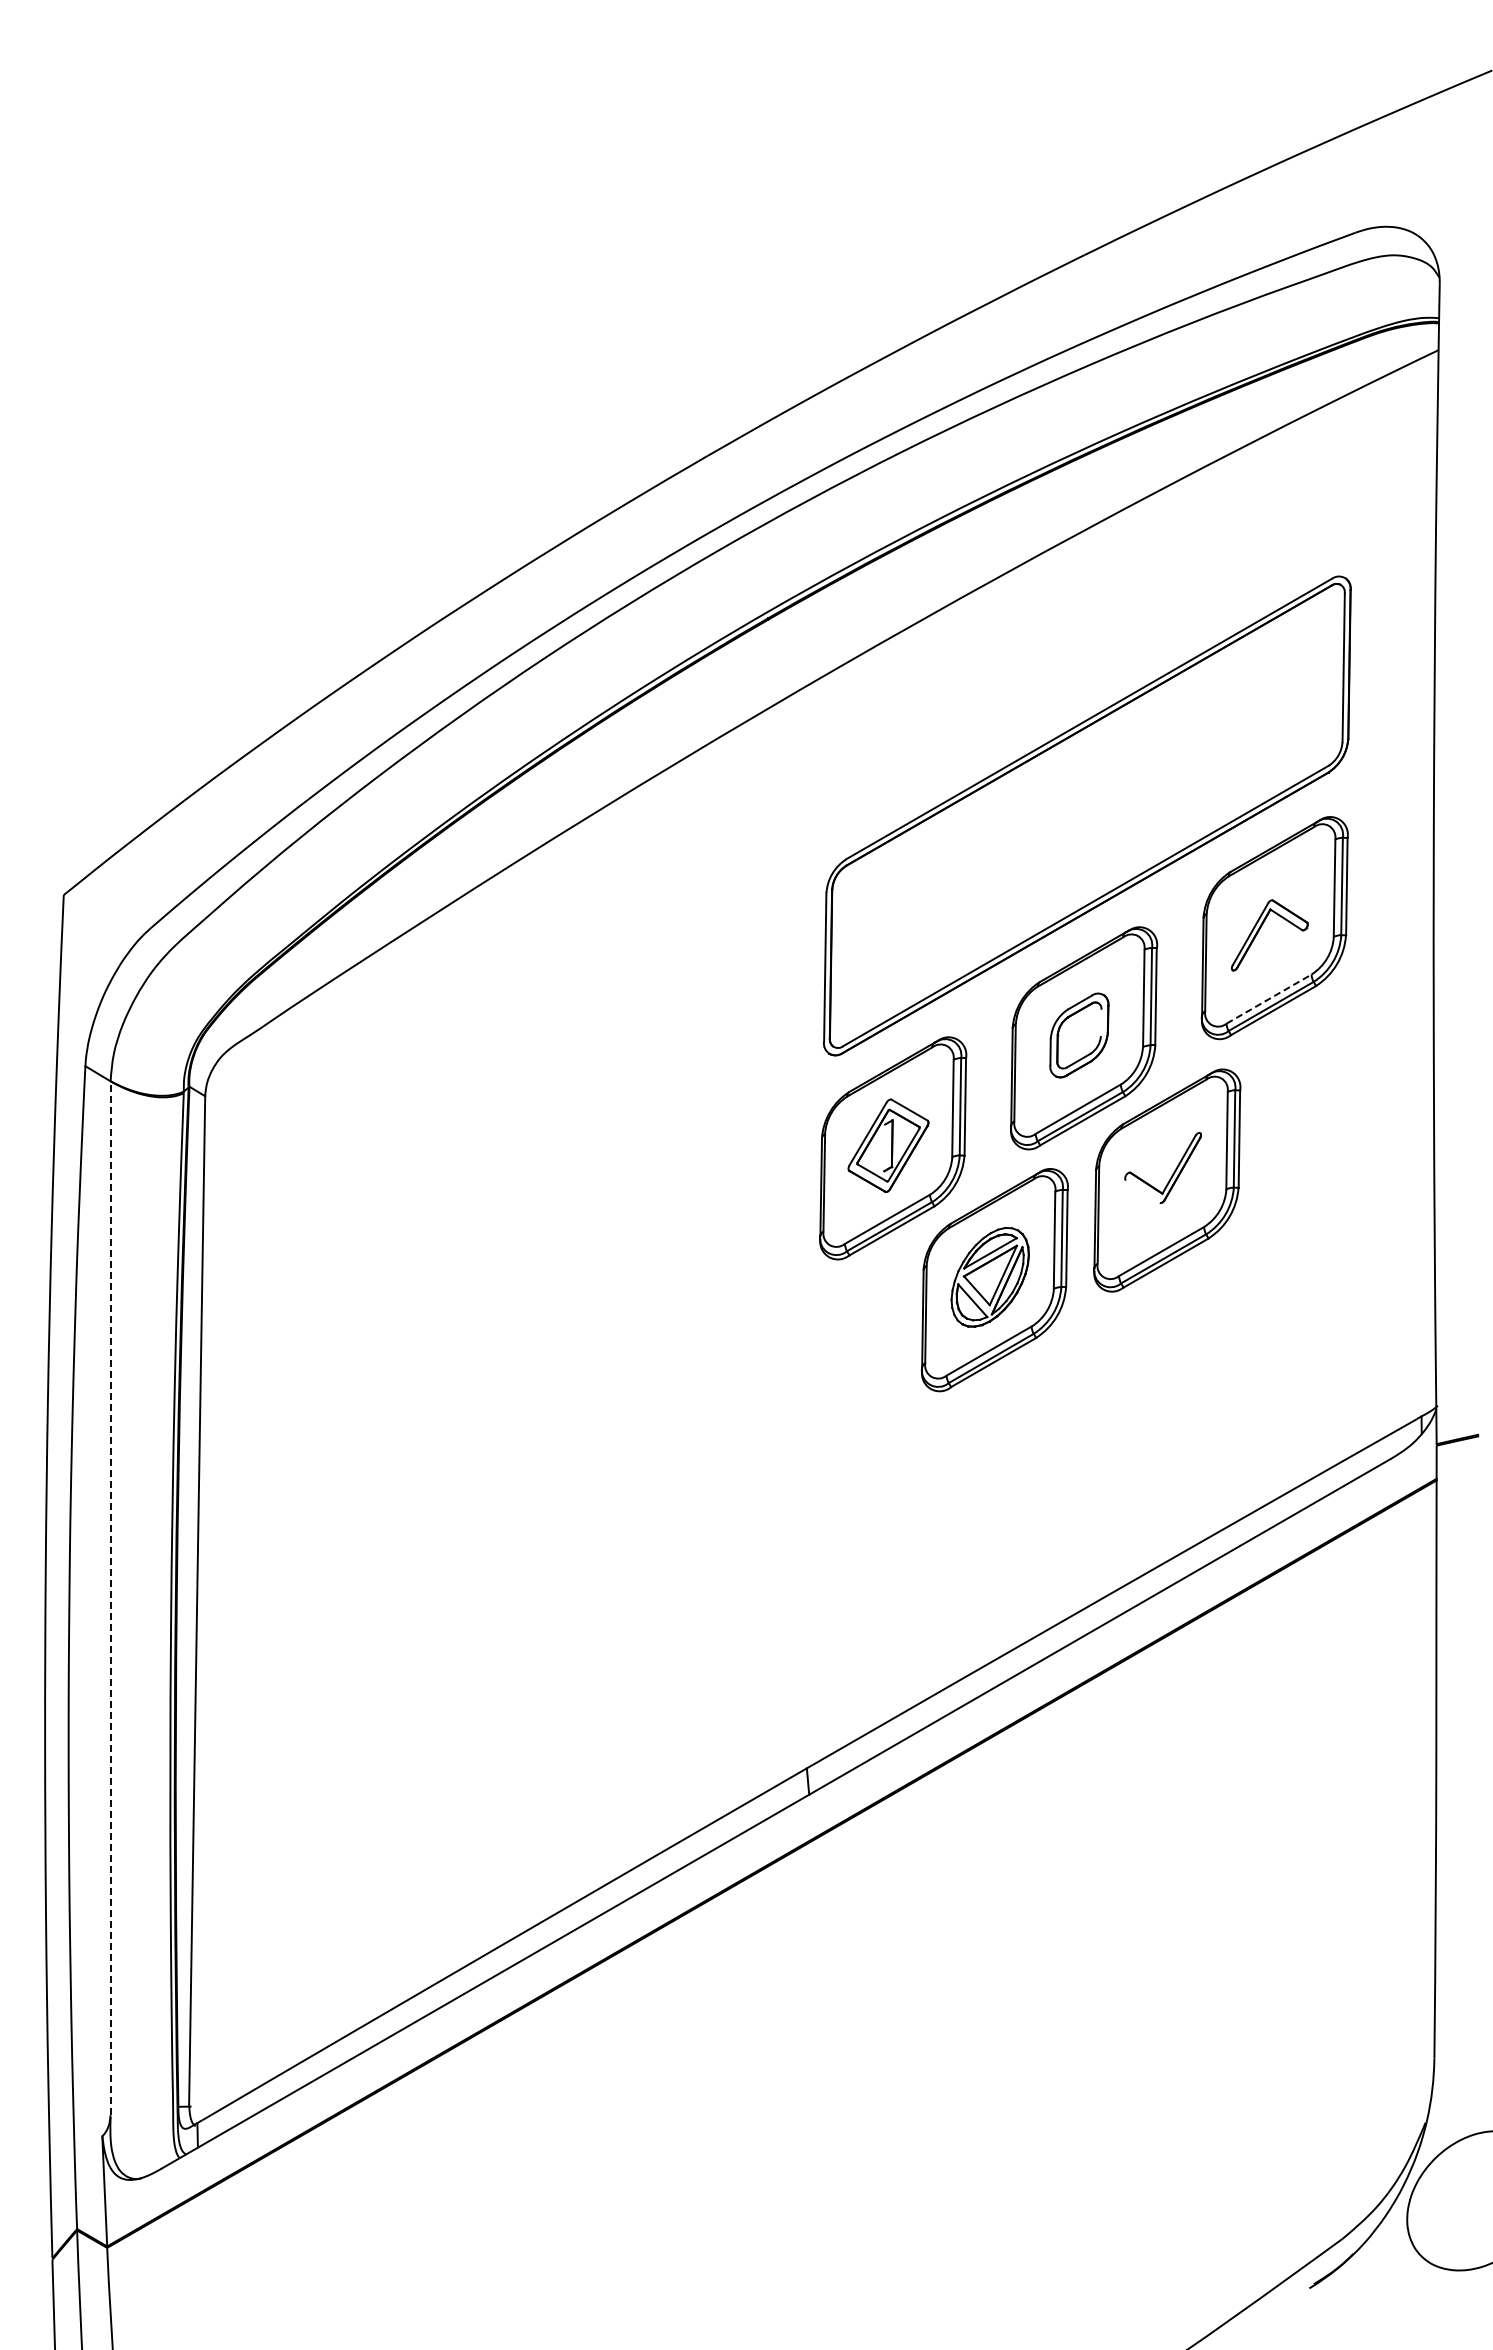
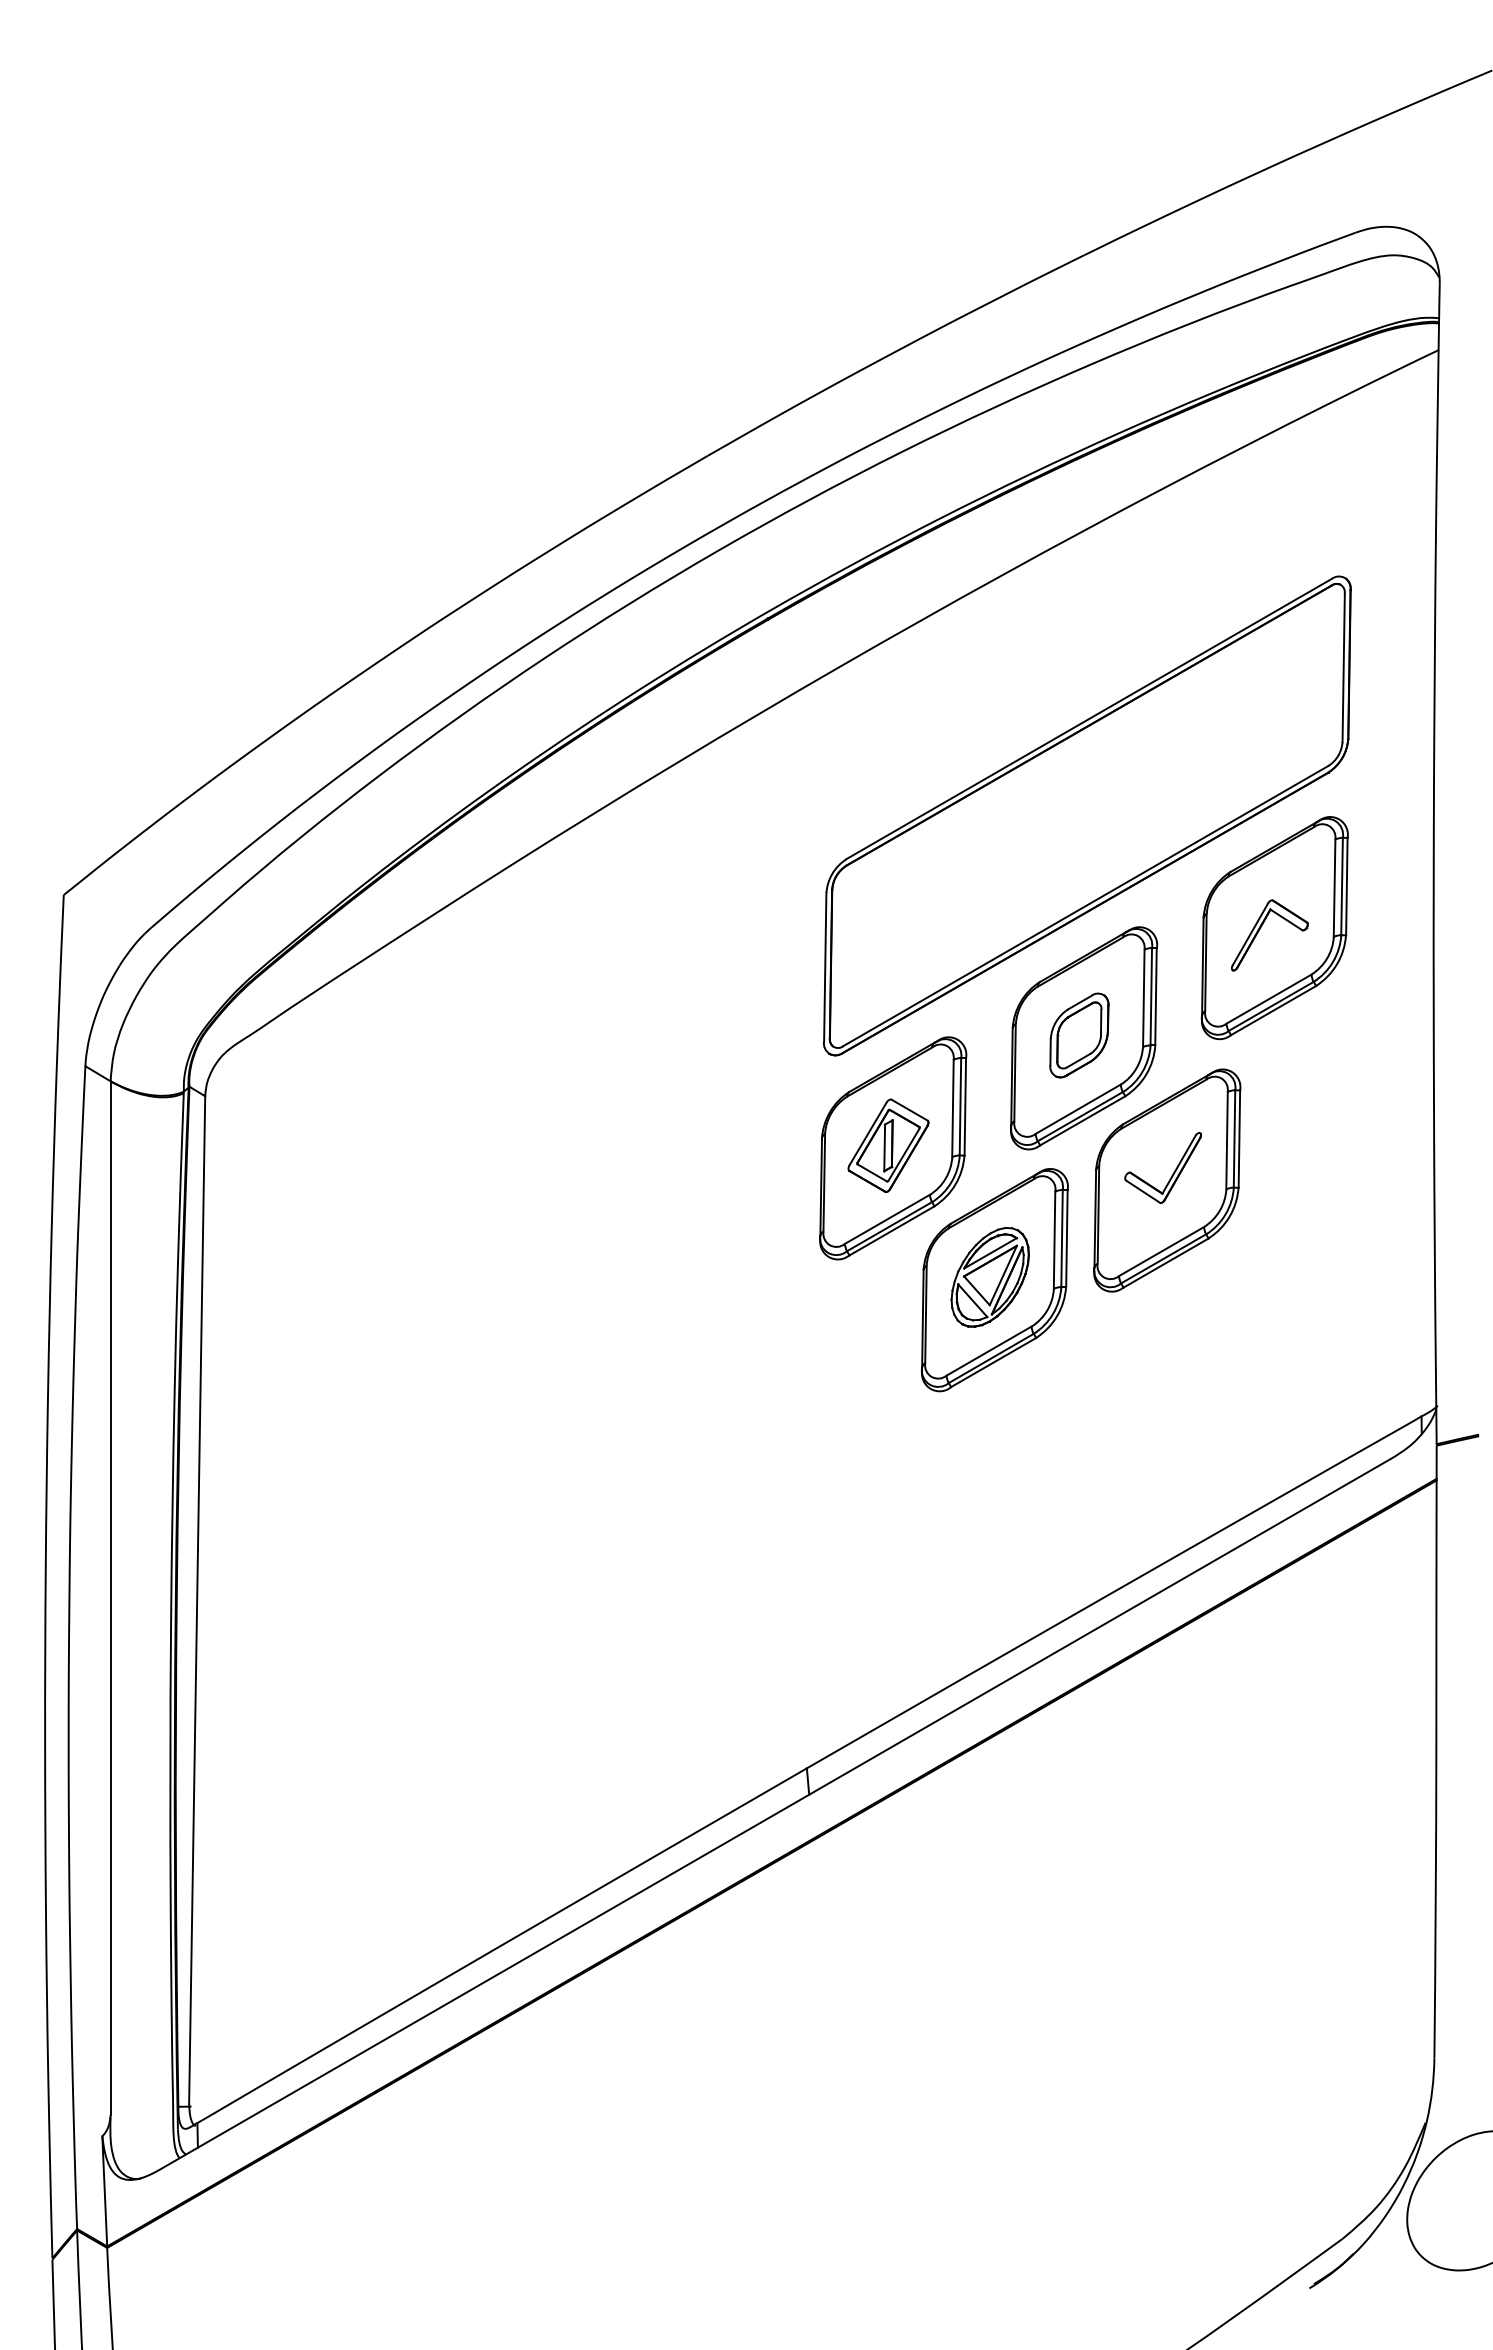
line: dashed -> solid (1269, 998)
line: none -> present (1100, 1022)
line: none -> present (884, 1147)
line: none -> present (1142, 1191)
line: dashed -> solid (110, 1598)
